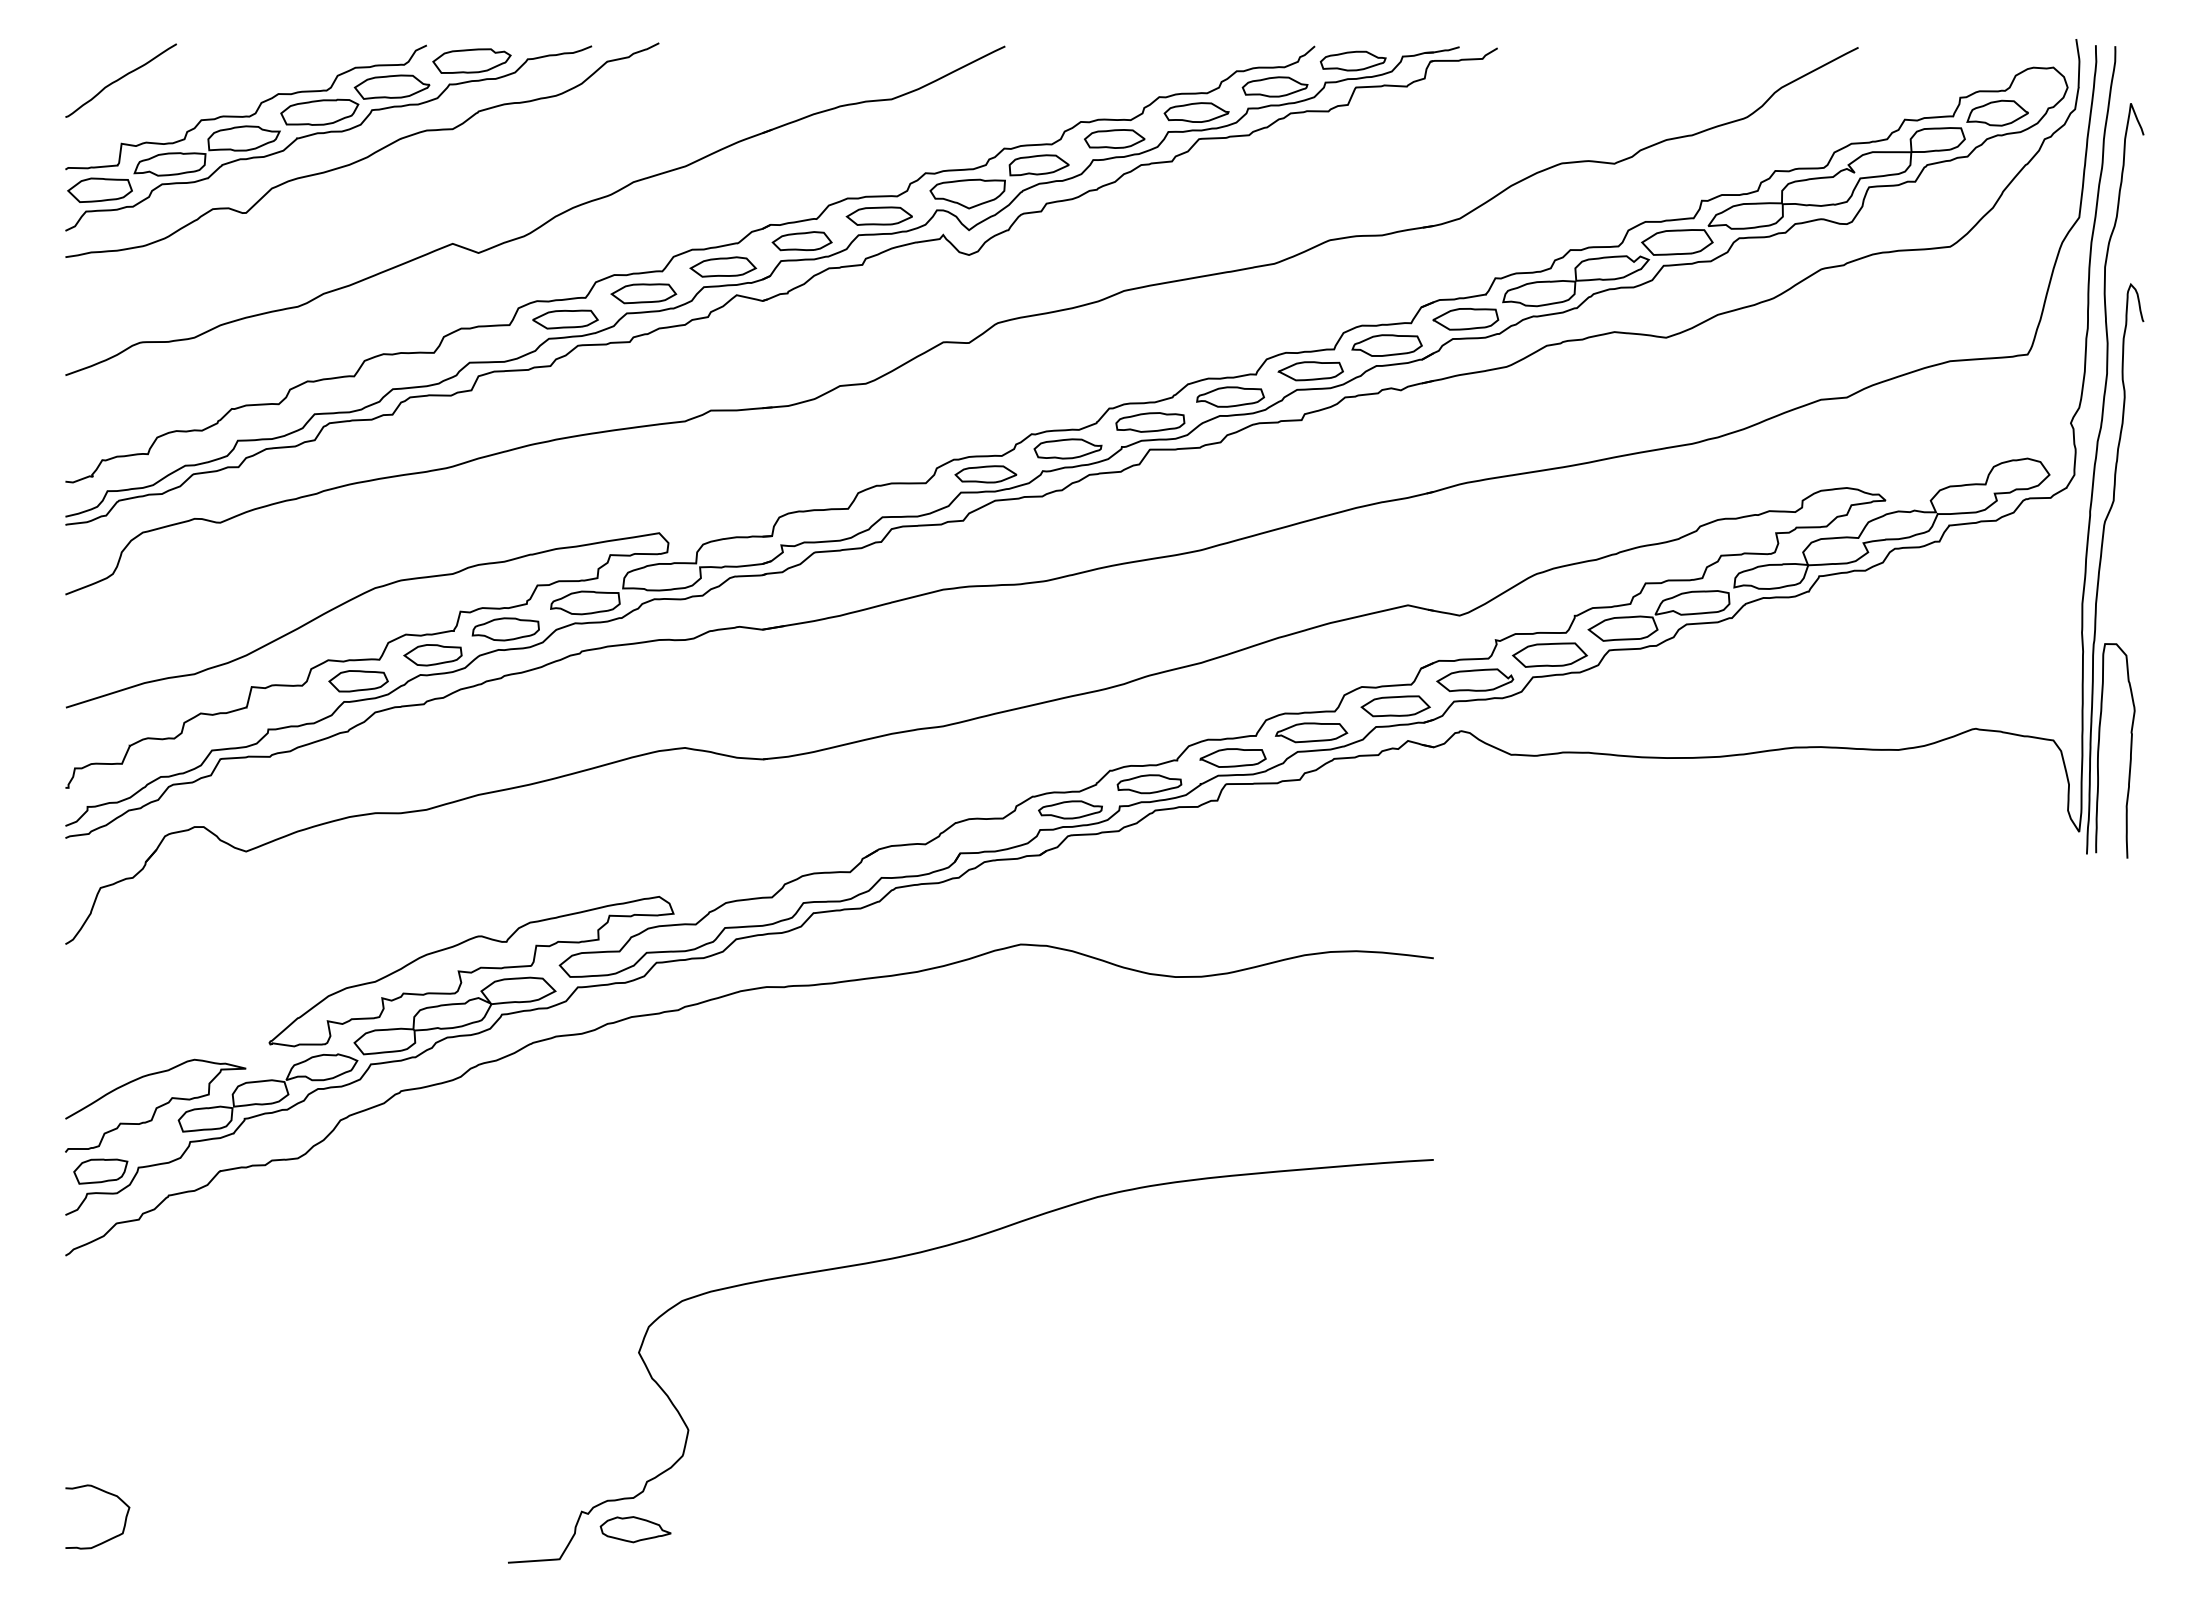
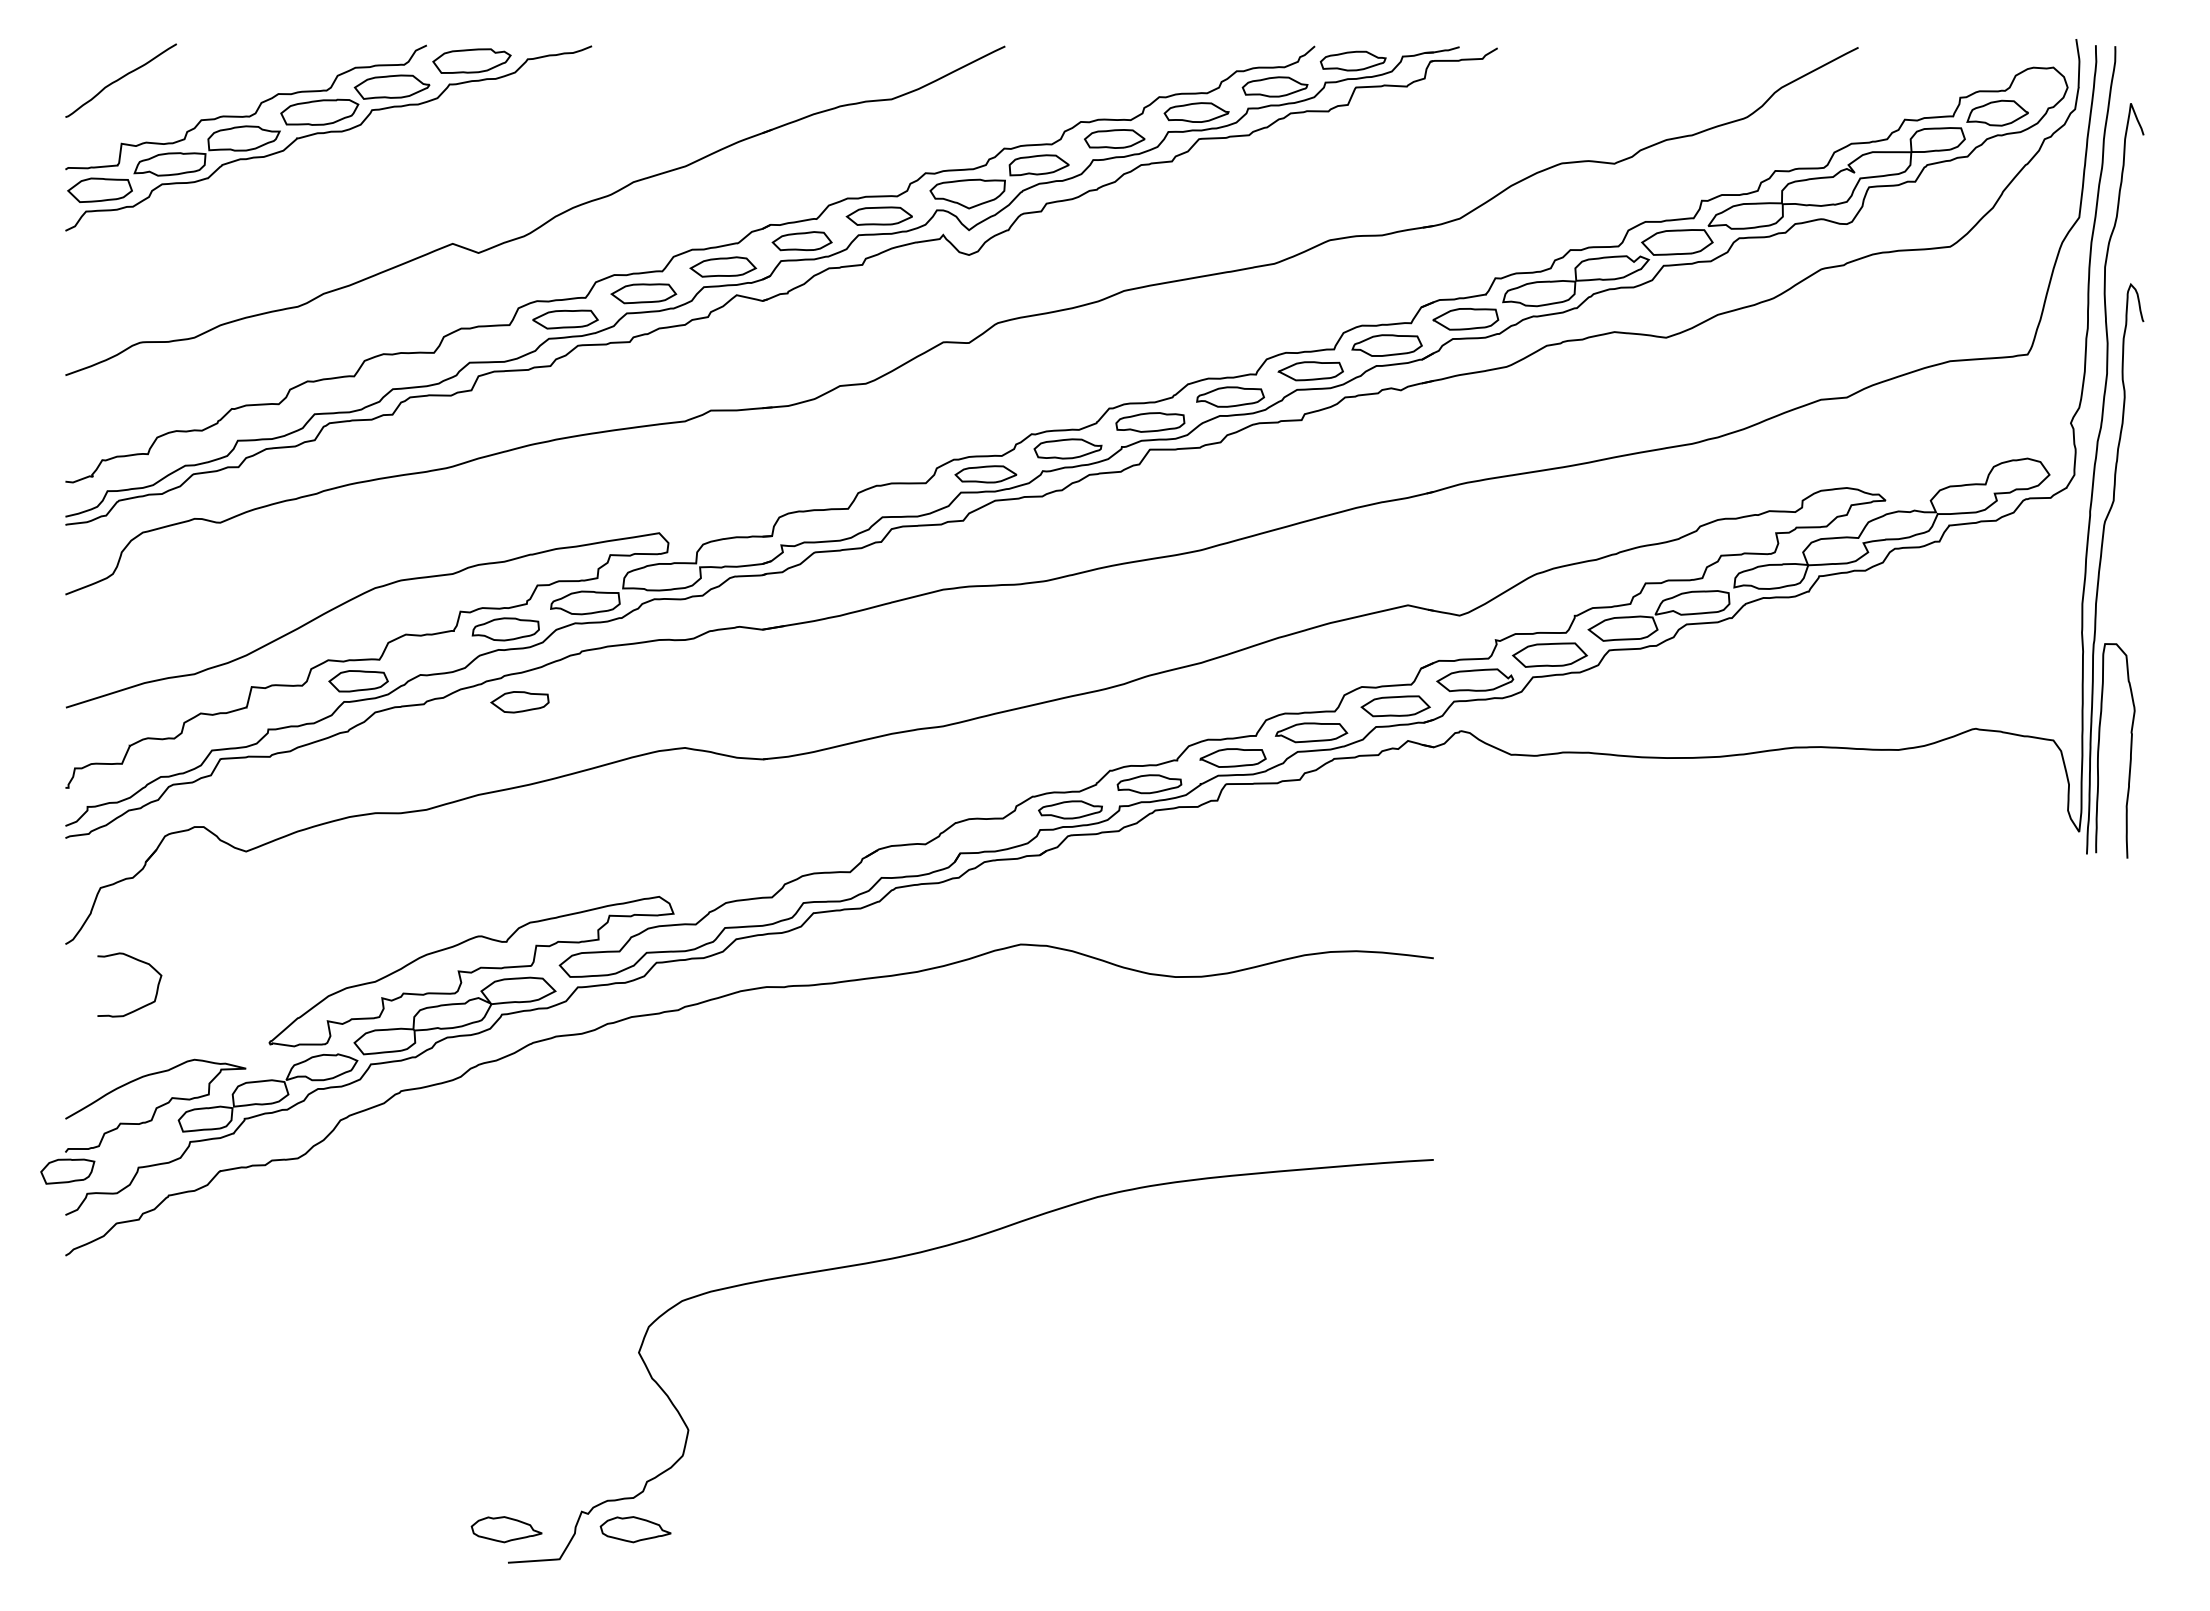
curve: present -> none (366, 156)
part position: (432, 655) -> (519, 702) (519, 702)
part position: (100, 1171) -> (67, 1171) (67, 1171)
curve position: (106, 1493) -> (138, 961) (138, 961)
part: none -> present (506, 1529)
